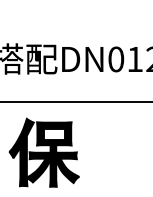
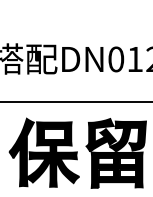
part: none -> present (115, 153)
